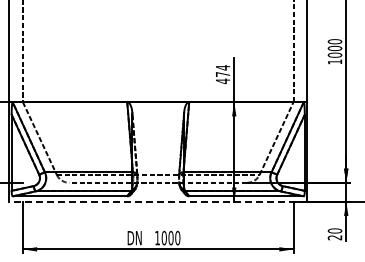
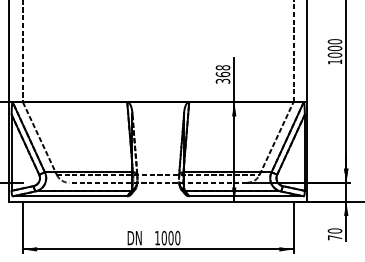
text: 474 -> 368 (222, 74)
line: dashed -> solid (158, 201)
text: 20 -> 70 (334, 237)
